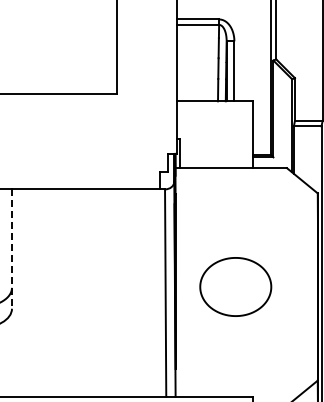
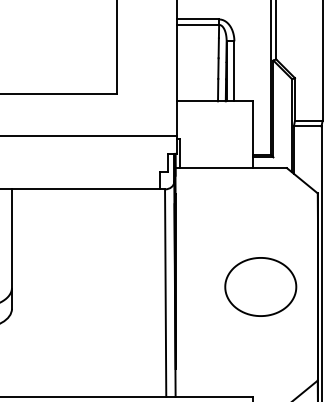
line: none -> present (89, 136)
line: dashed -> solid (11, 249)
part position: (235, 286) -> (260, 286) (260, 286)
